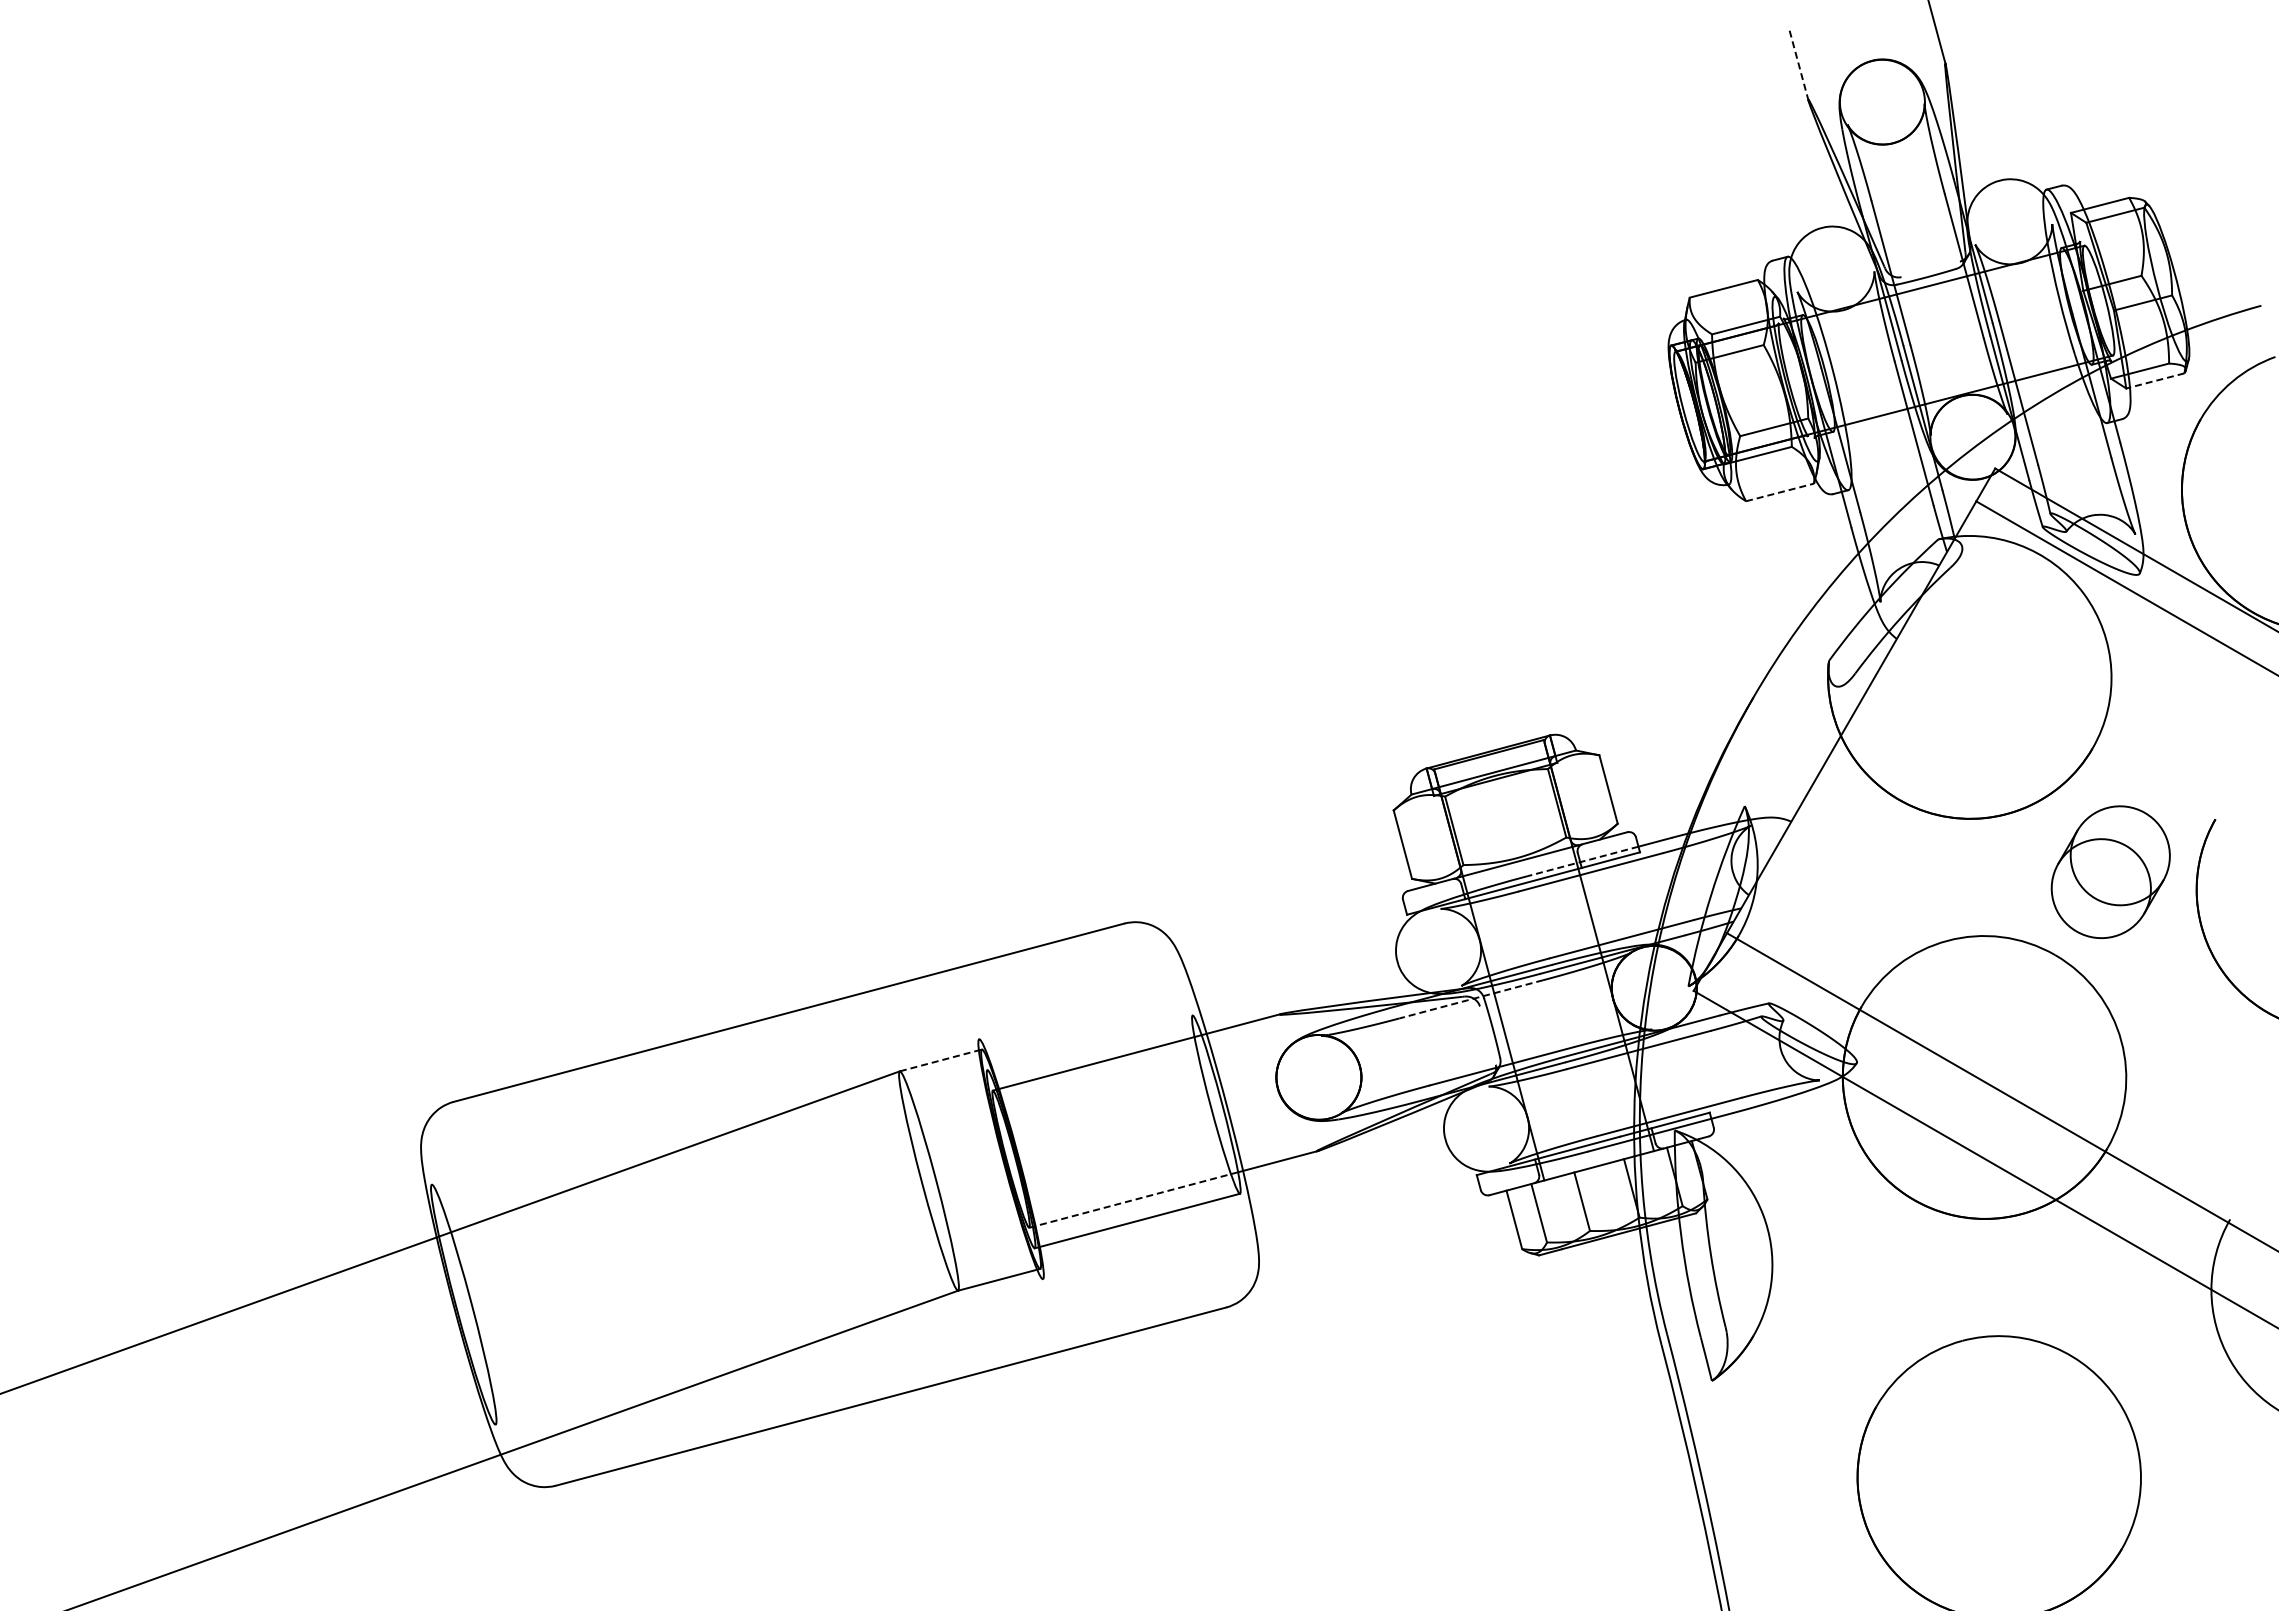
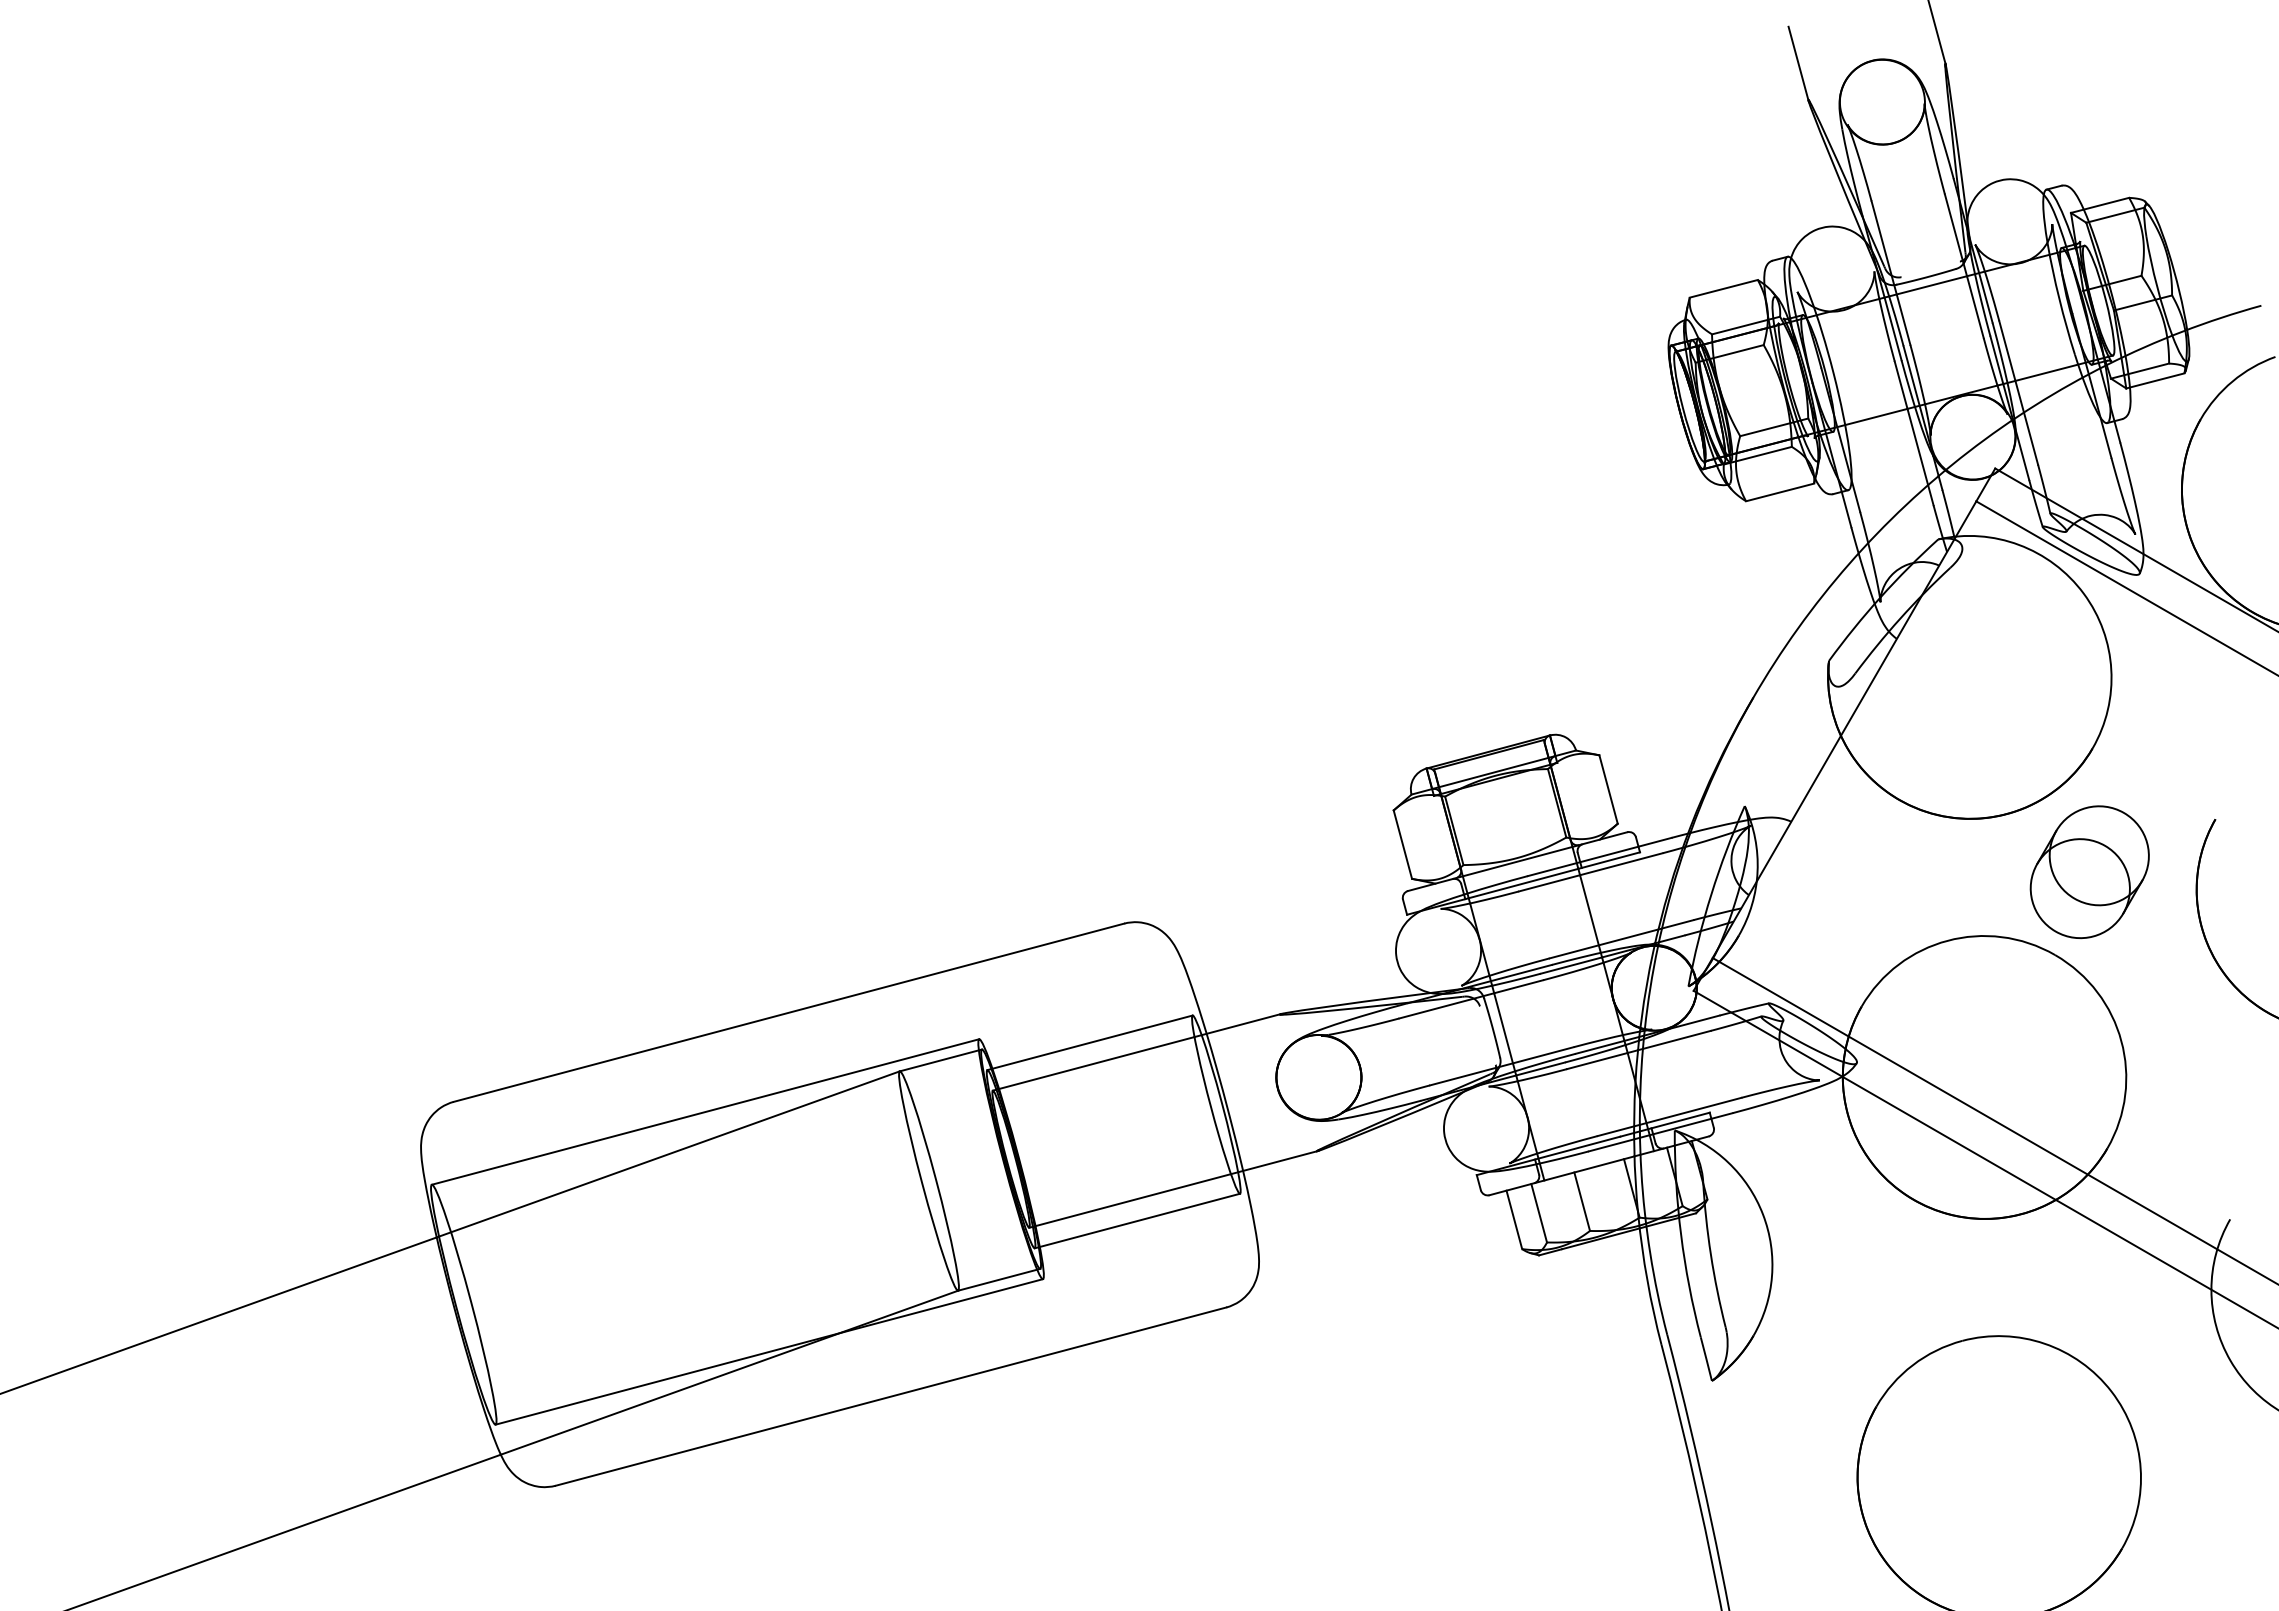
line: dashed -> solid (1798, 63)
line: dashed -> solid (2154, 381)
line: dashed -> solid (1780, 492)
line: dashed -> solid (1582, 861)
part position: (2110, 872) -> (2089, 872) (2089, 872)
line: dashed -> solid (1470, 999)
line: none -> present (1089, 1042)
line: dashed -> solid (941, 1060)
line position: (2000, 1091) -> (1993, 1120) (1993, 1120)
line: none -> present (705, 1111)
line: dashed -> solid (1130, 1200)
line: none -> present (768, 1351)
